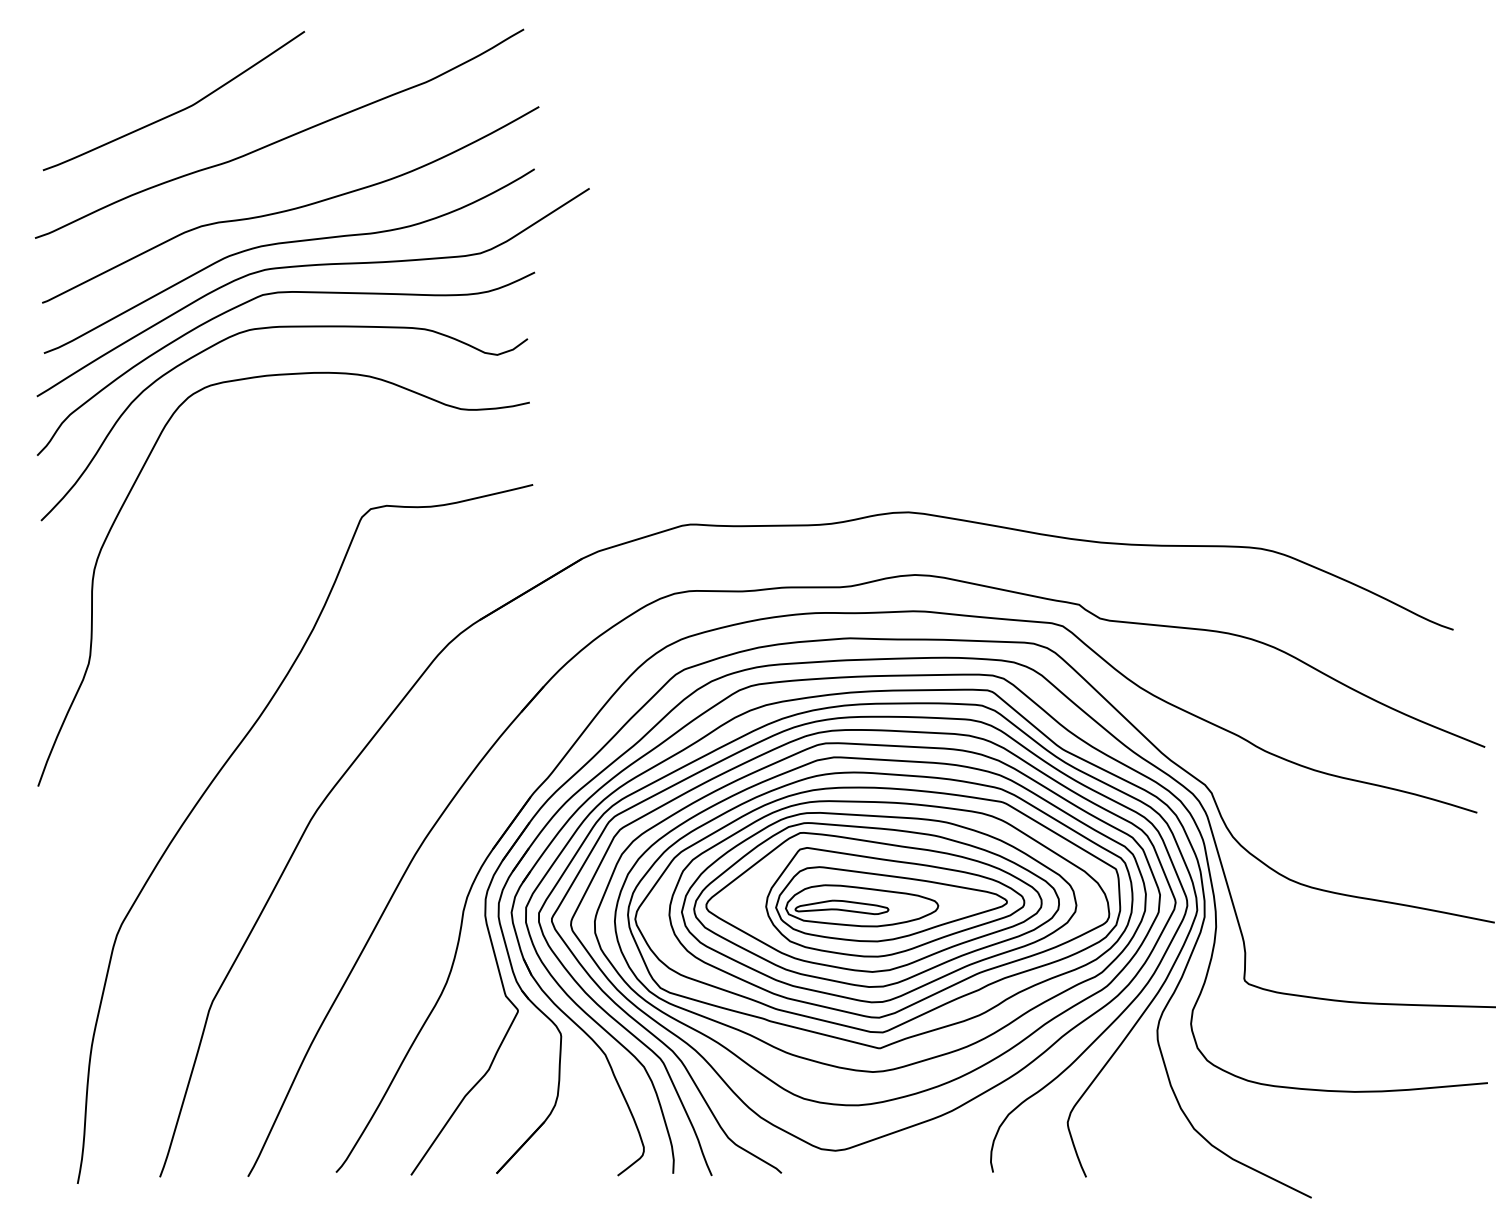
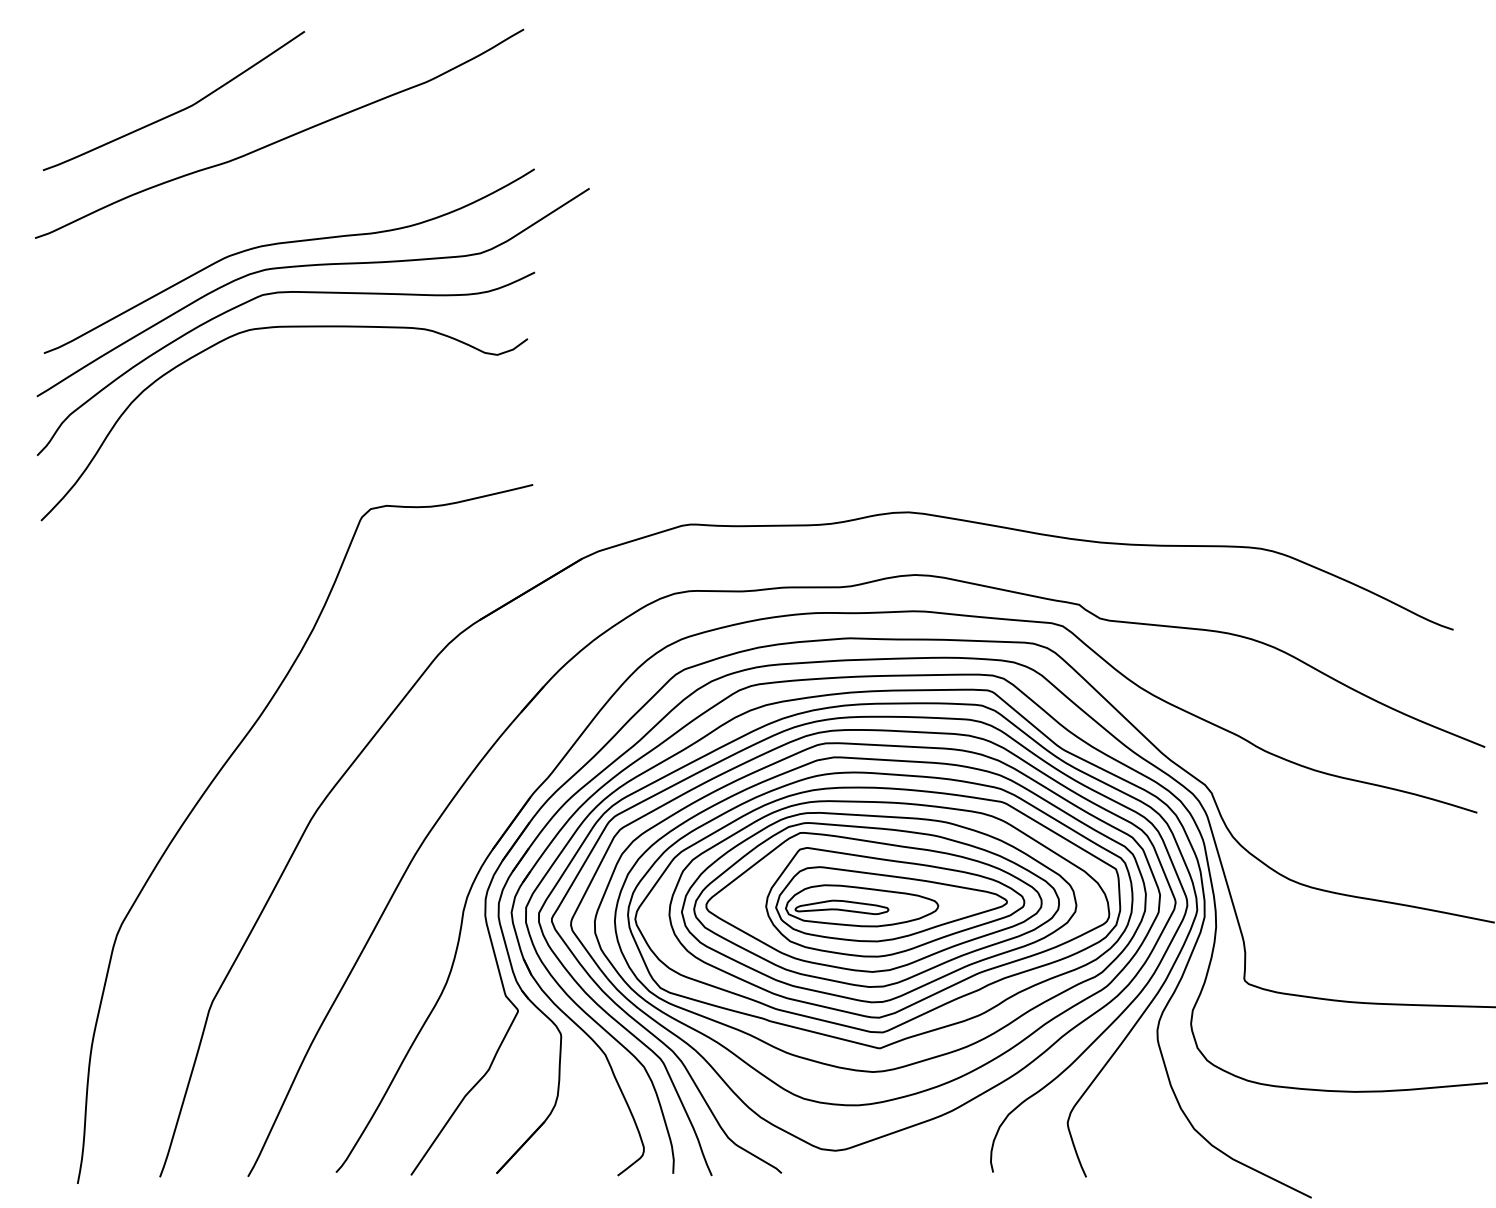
curve: present -> none (291, 208)
curve: present -> none (129, 495)
